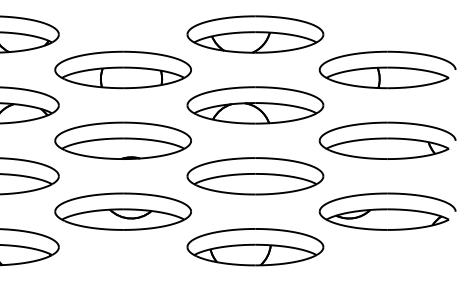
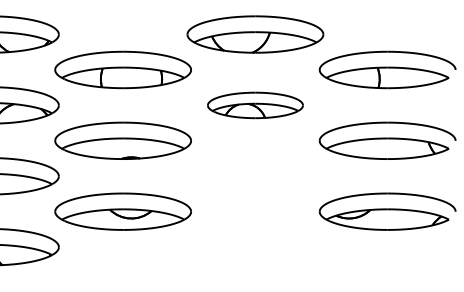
part size: 139x39 px -> 97x29 px (255, 105)
part: present -> none (255, 176)
part: present -> none (255, 247)
